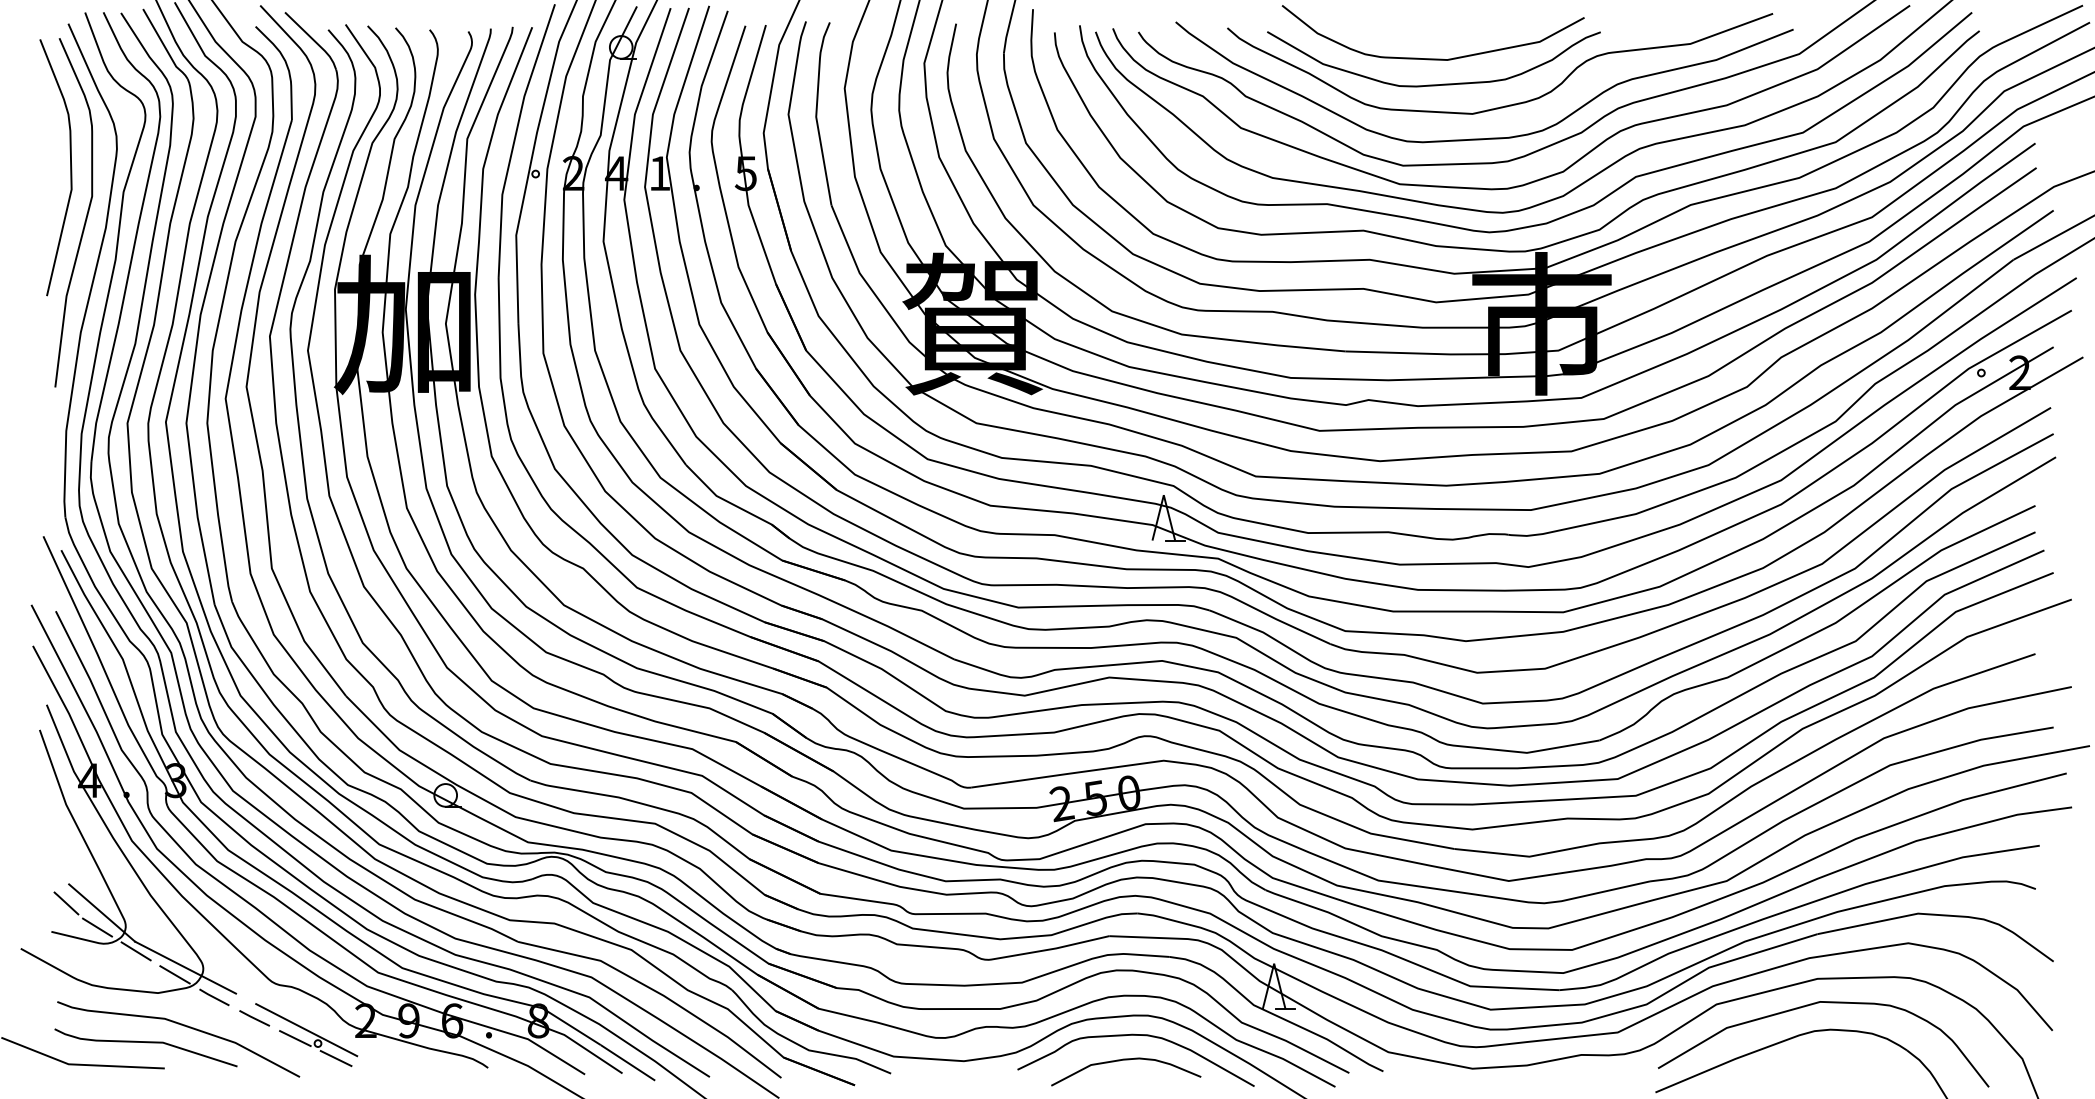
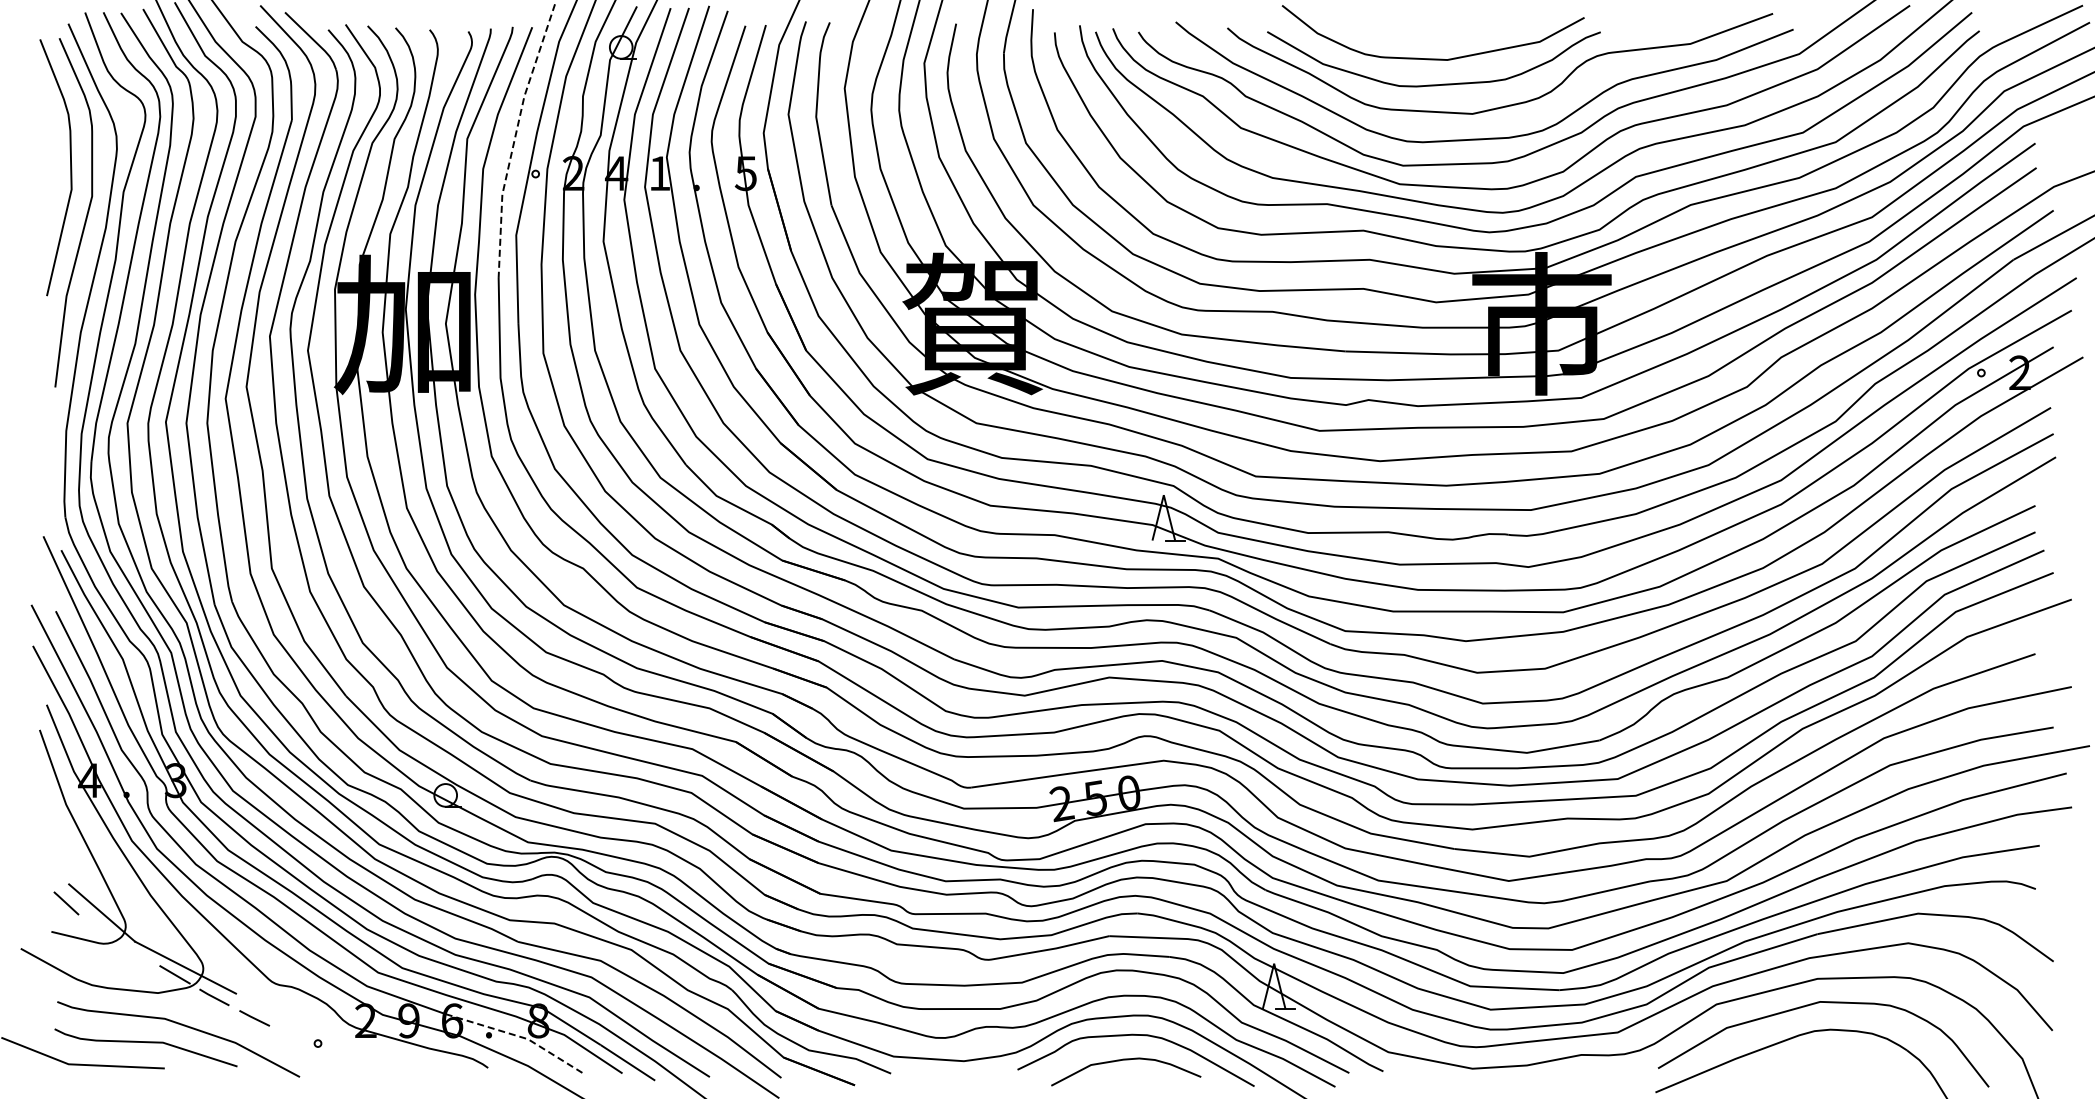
line: solid -> dashed (514, 139)
line: present -> none (97, 927)
line: present -> none (135, 951)
line: present -> none (306, 1030)
line: solid -> dashed (519, 1036)
line: present -> none (295, 1038)
line: present -> none (335, 1058)
